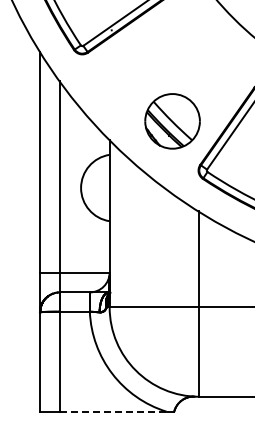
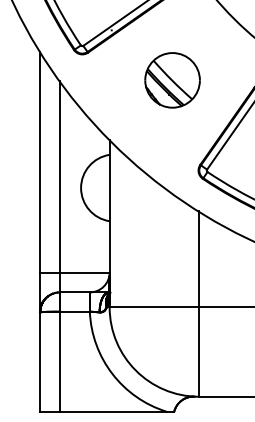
part position: (172, 121) -> (172, 80) (172, 80)
line: dashed -> solid (113, 411)
